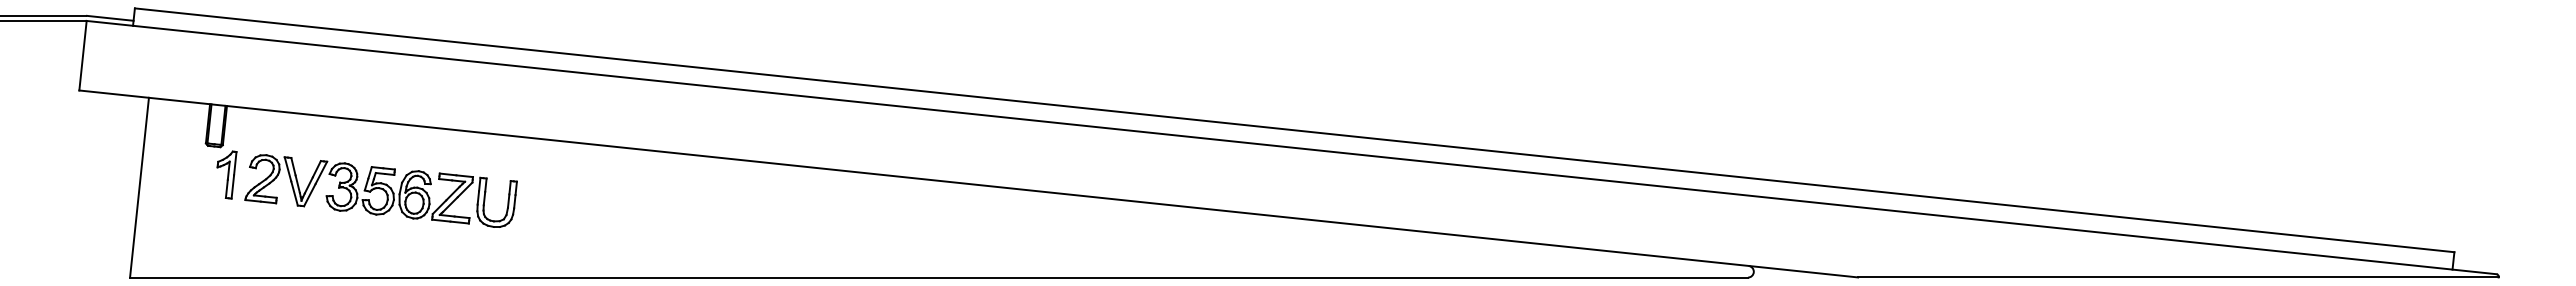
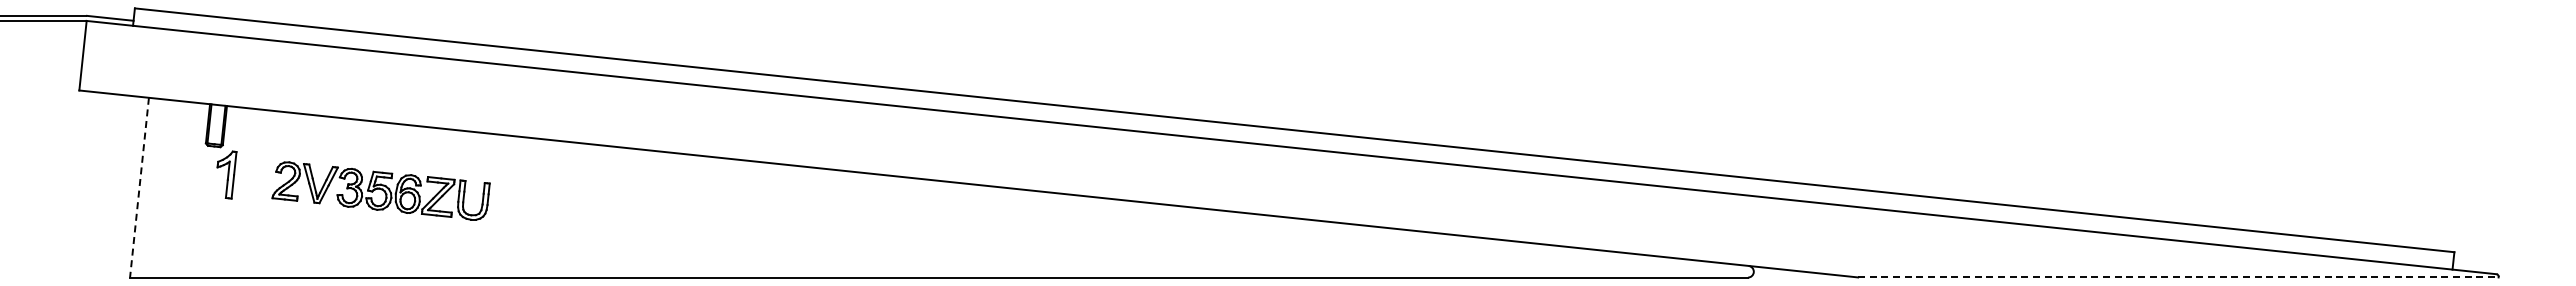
line: solid -> dashed (139, 188)
part size: 274x74 px -> 220x60 px (380, 190)
line: solid -> dashed (2178, 277)
